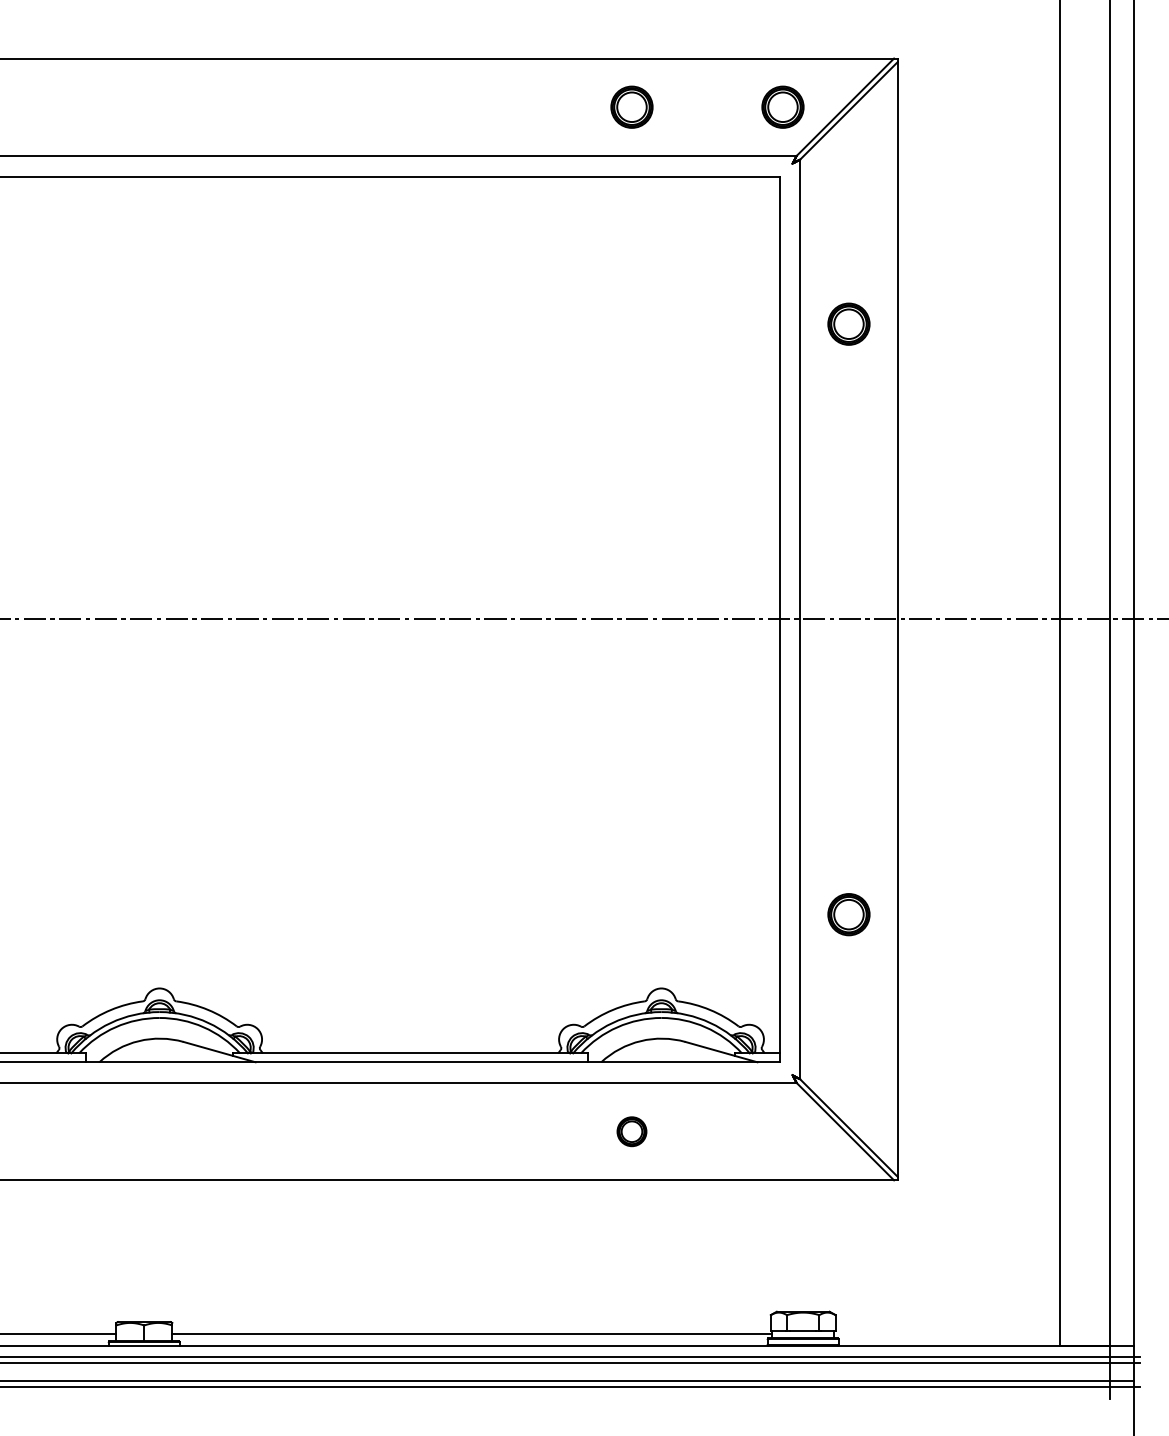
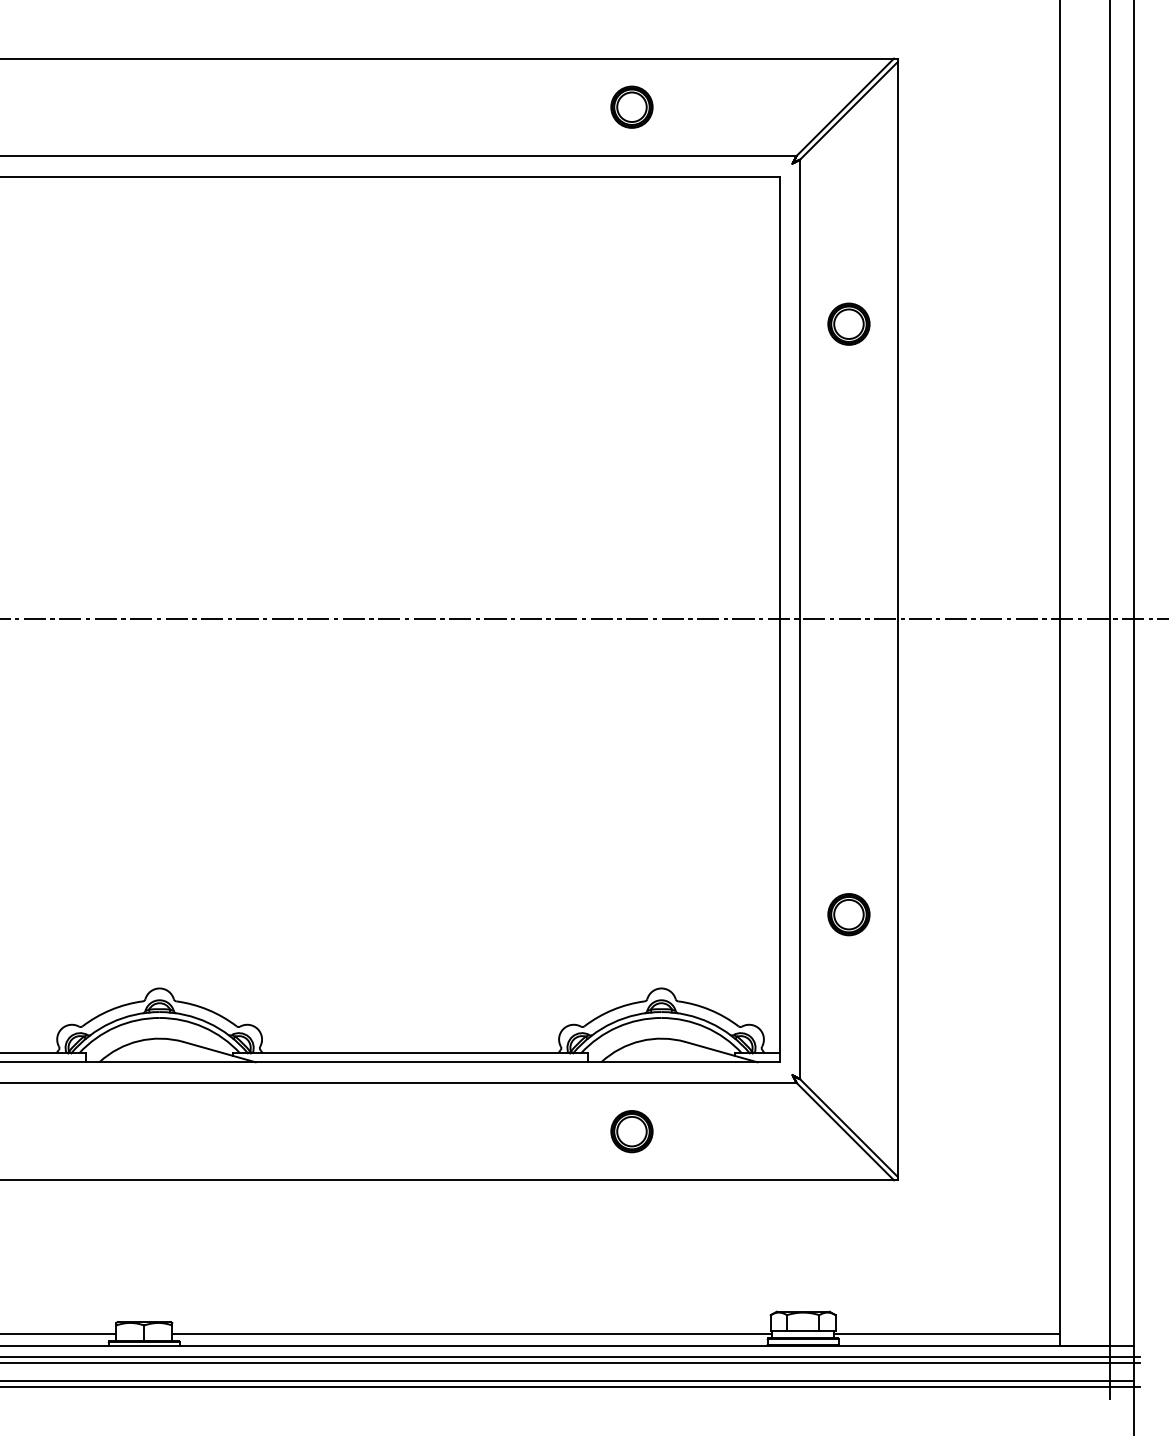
part: present -> none (782, 106)
part size: 32x32 px -> 44x44 px (631, 1131)
line: none -> present (947, 1333)
